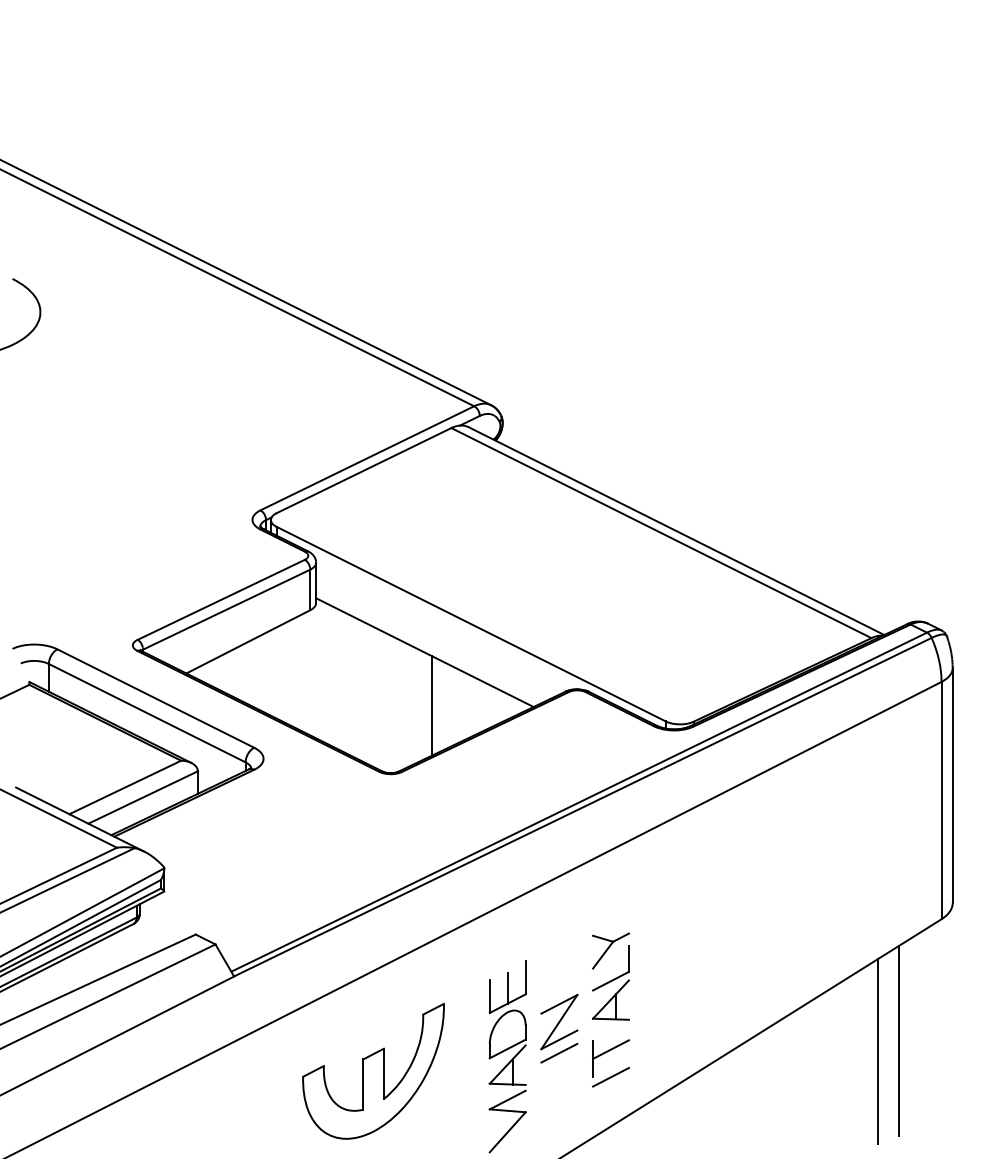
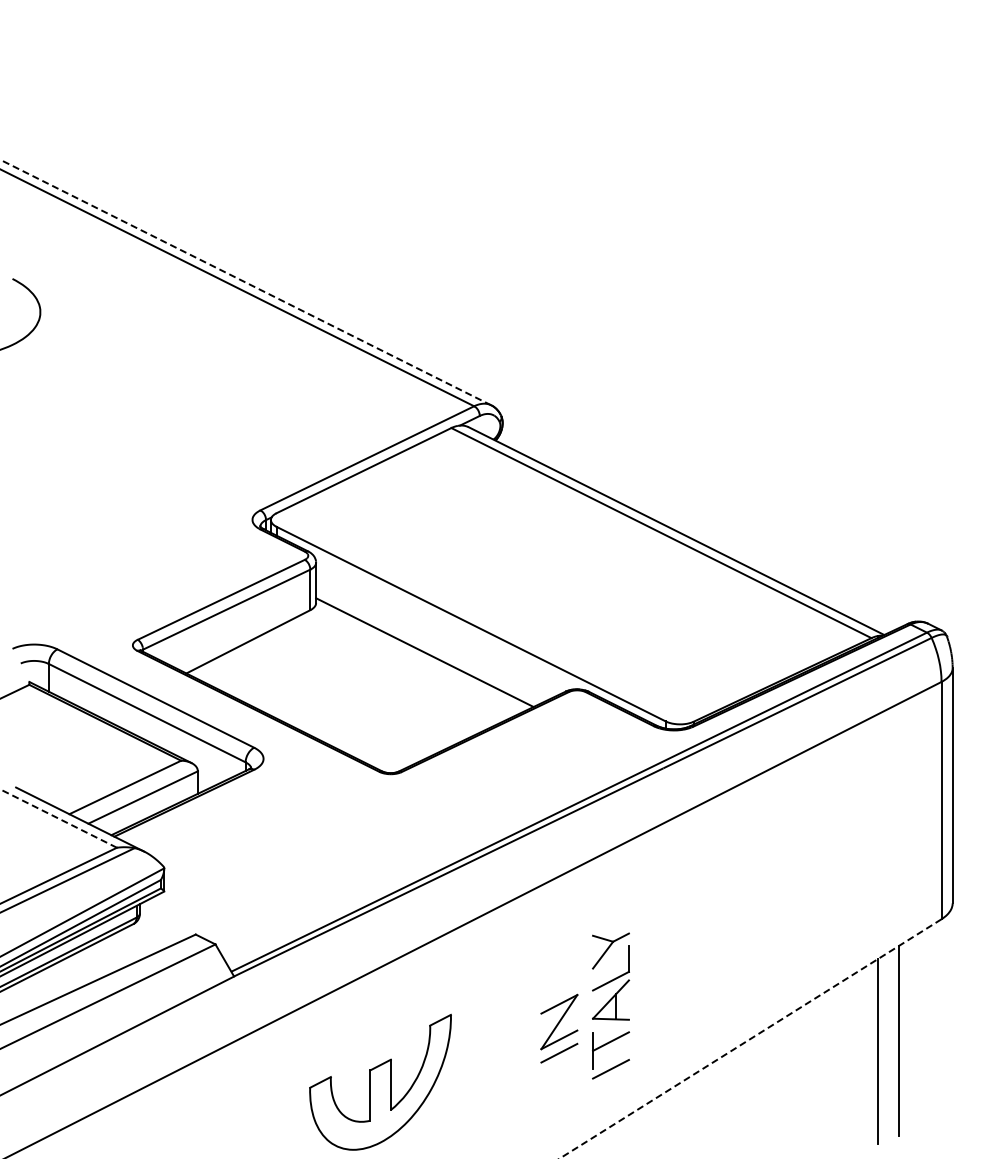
line: solid -> dashed (245, 282)
line: present -> none (431, 705)
line: solid -> dashed (58, 818)
line: solid -> dashed (750, 1039)
part position: (605, 1053) -> (605, 1045) (605, 1045)
part: present -> none (507, 1056)
part position: (373, 1070) -> (380, 1081) (380, 1081)
